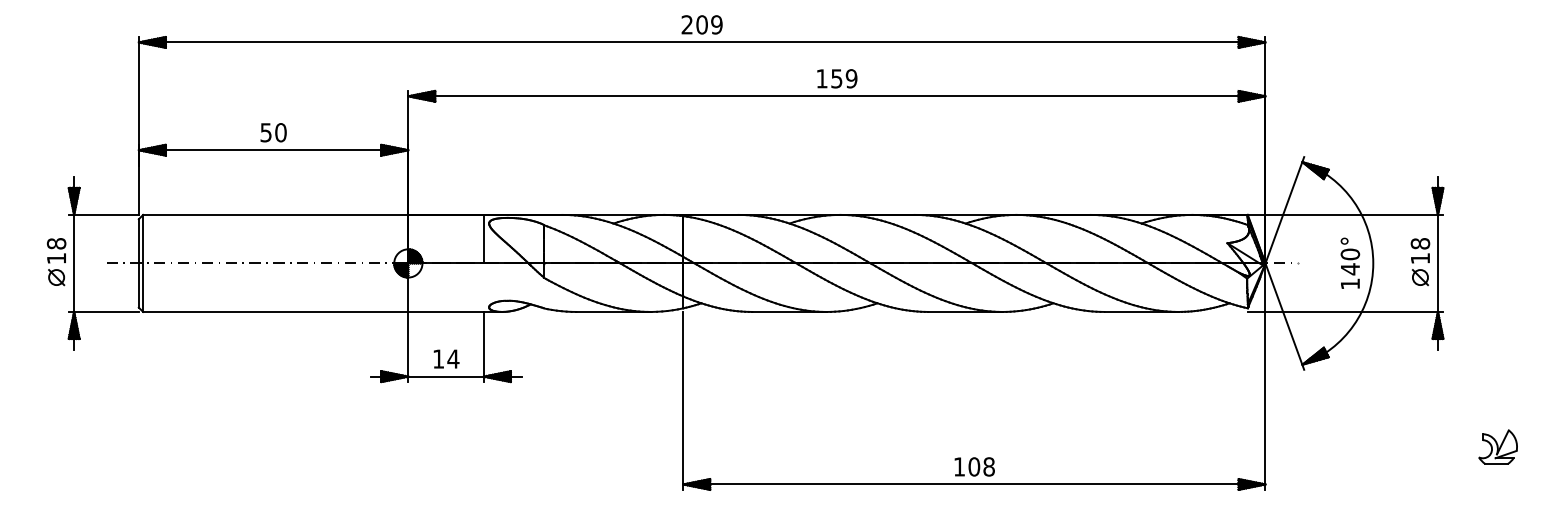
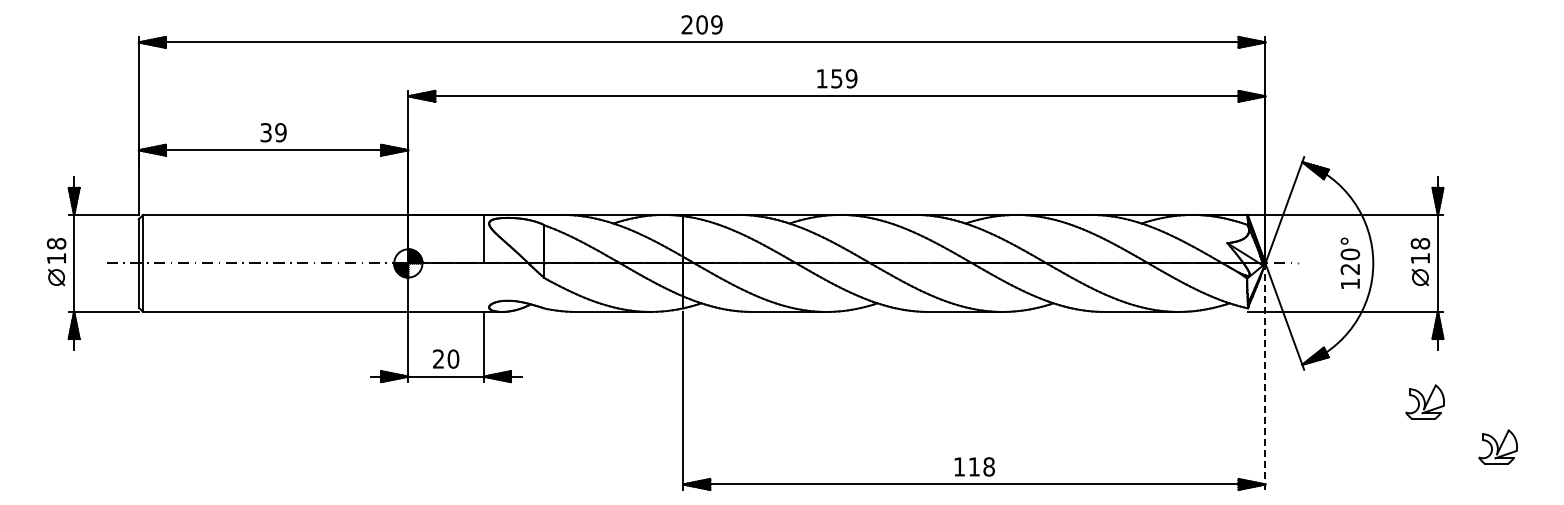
text: 50 -> 39 (273, 132)
text: 140° -> 120° (1349, 269)
text: 14 -> 20 (446, 358)
line: solid -> dashed (1265, 376)
part: none -> present (1424, 401)
text: 108 -> 118 (974, 466)
